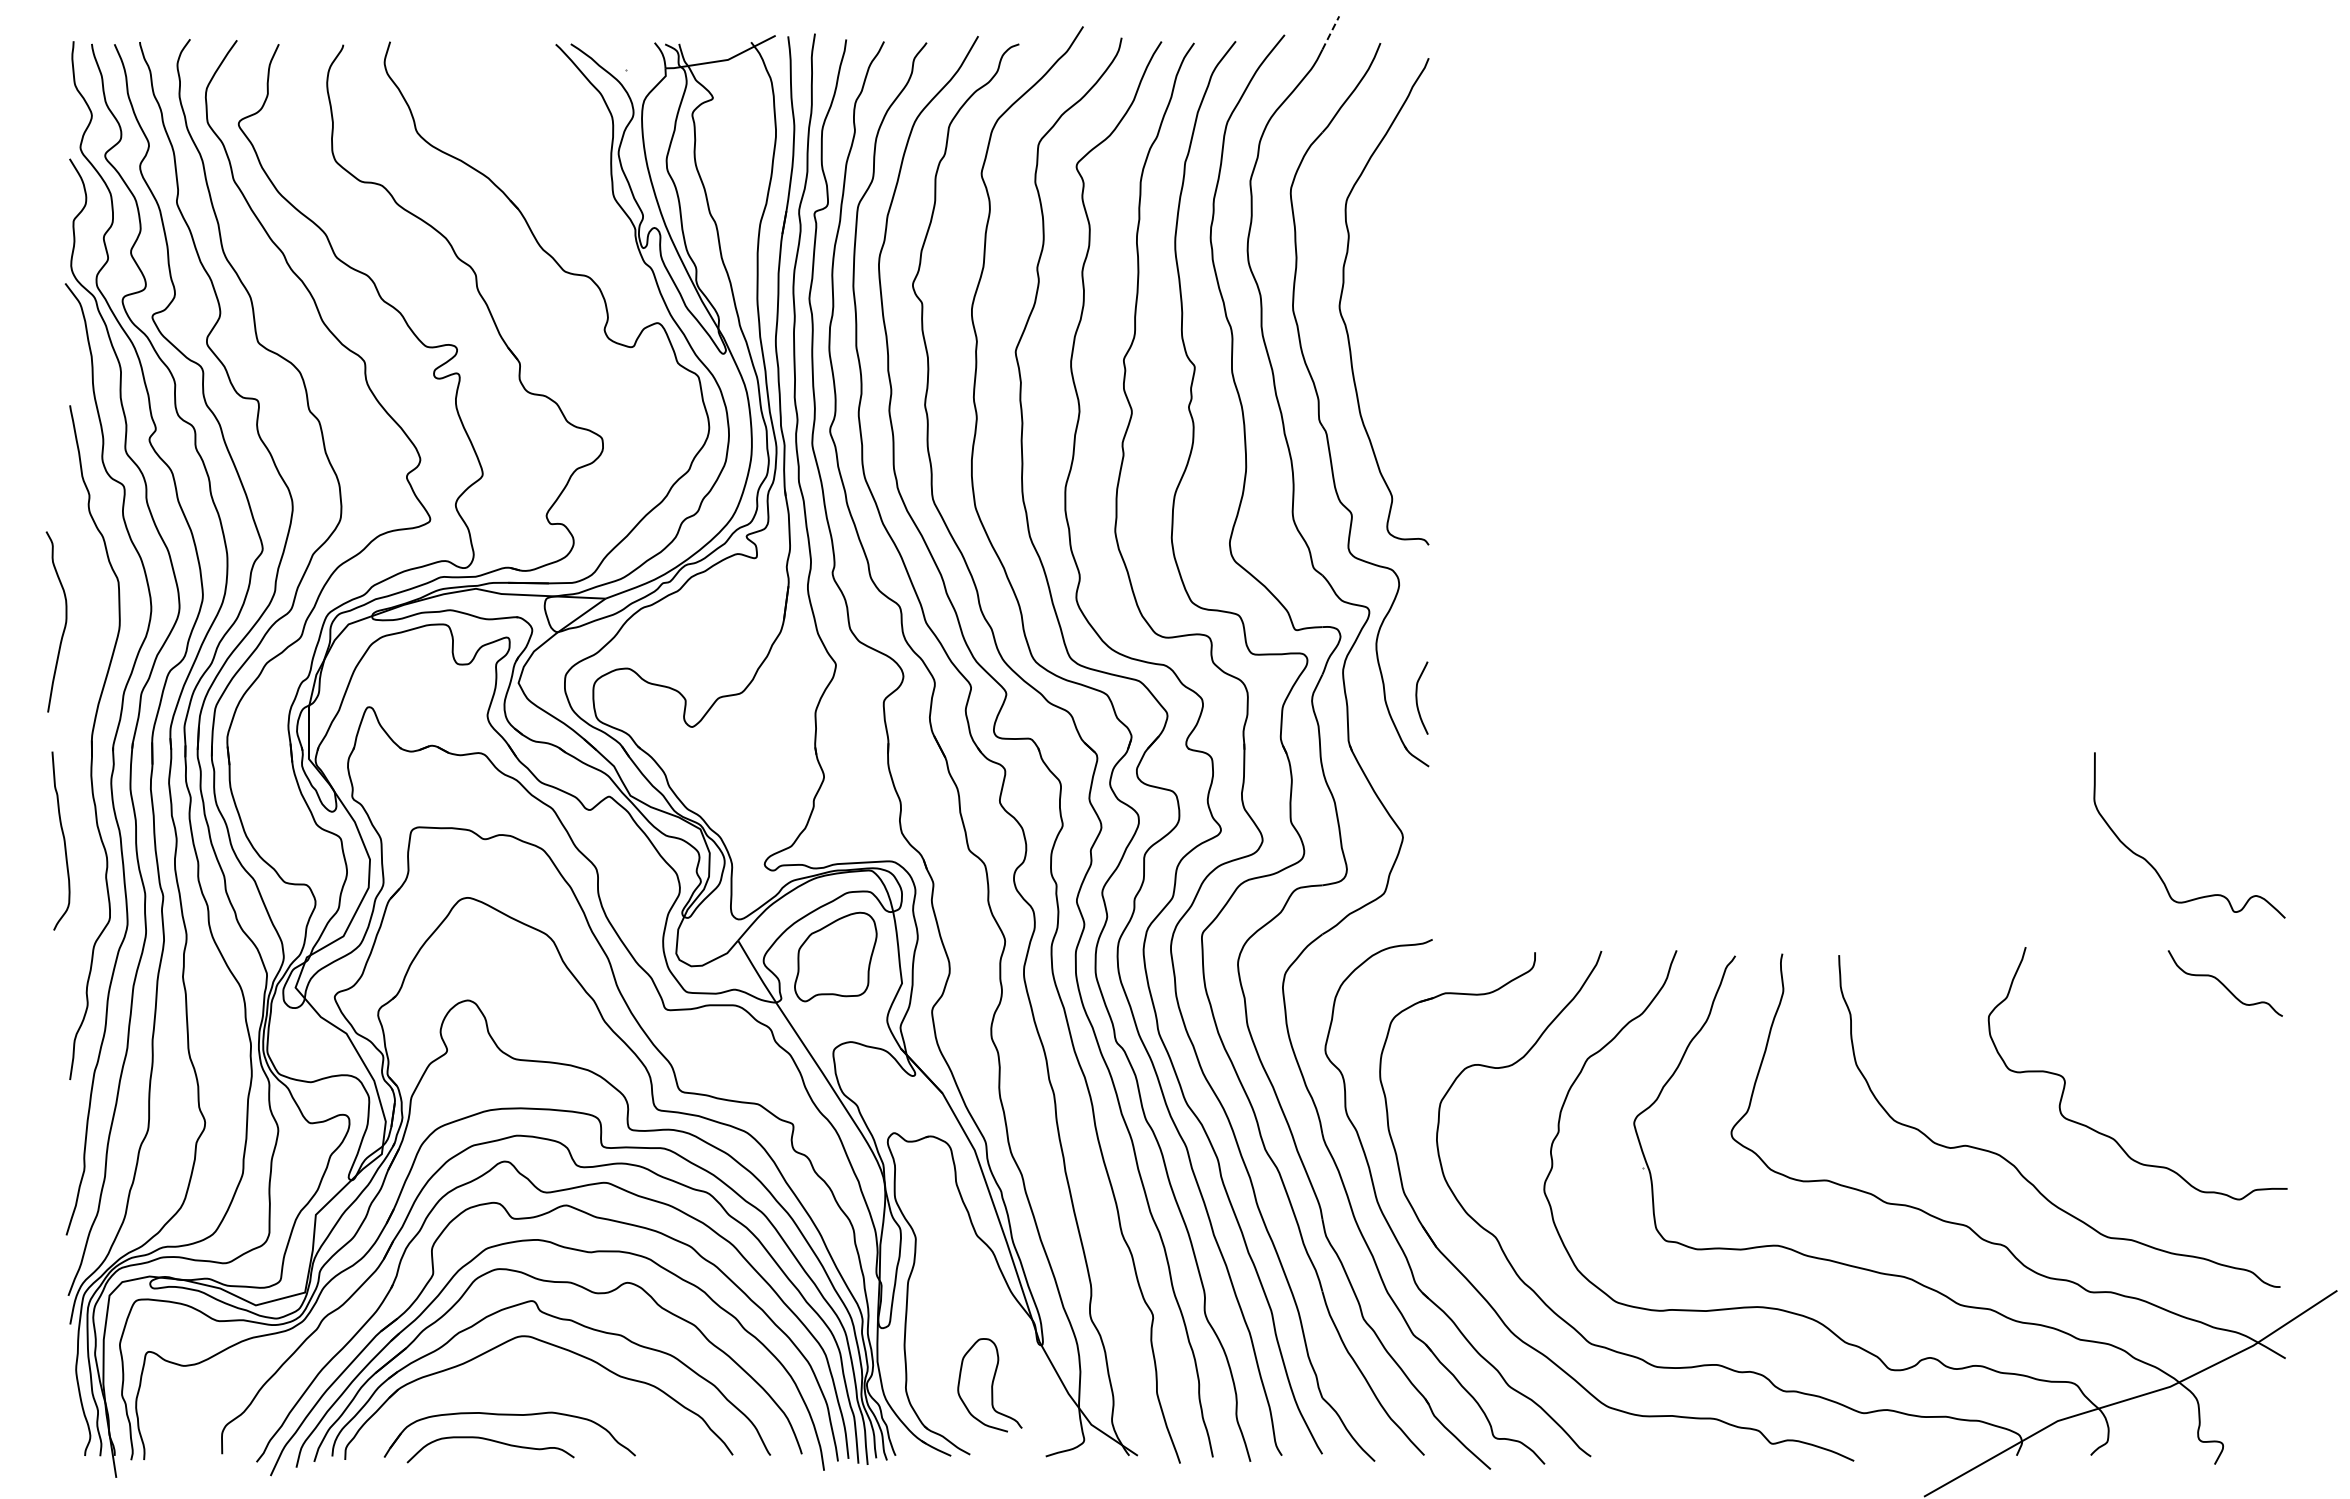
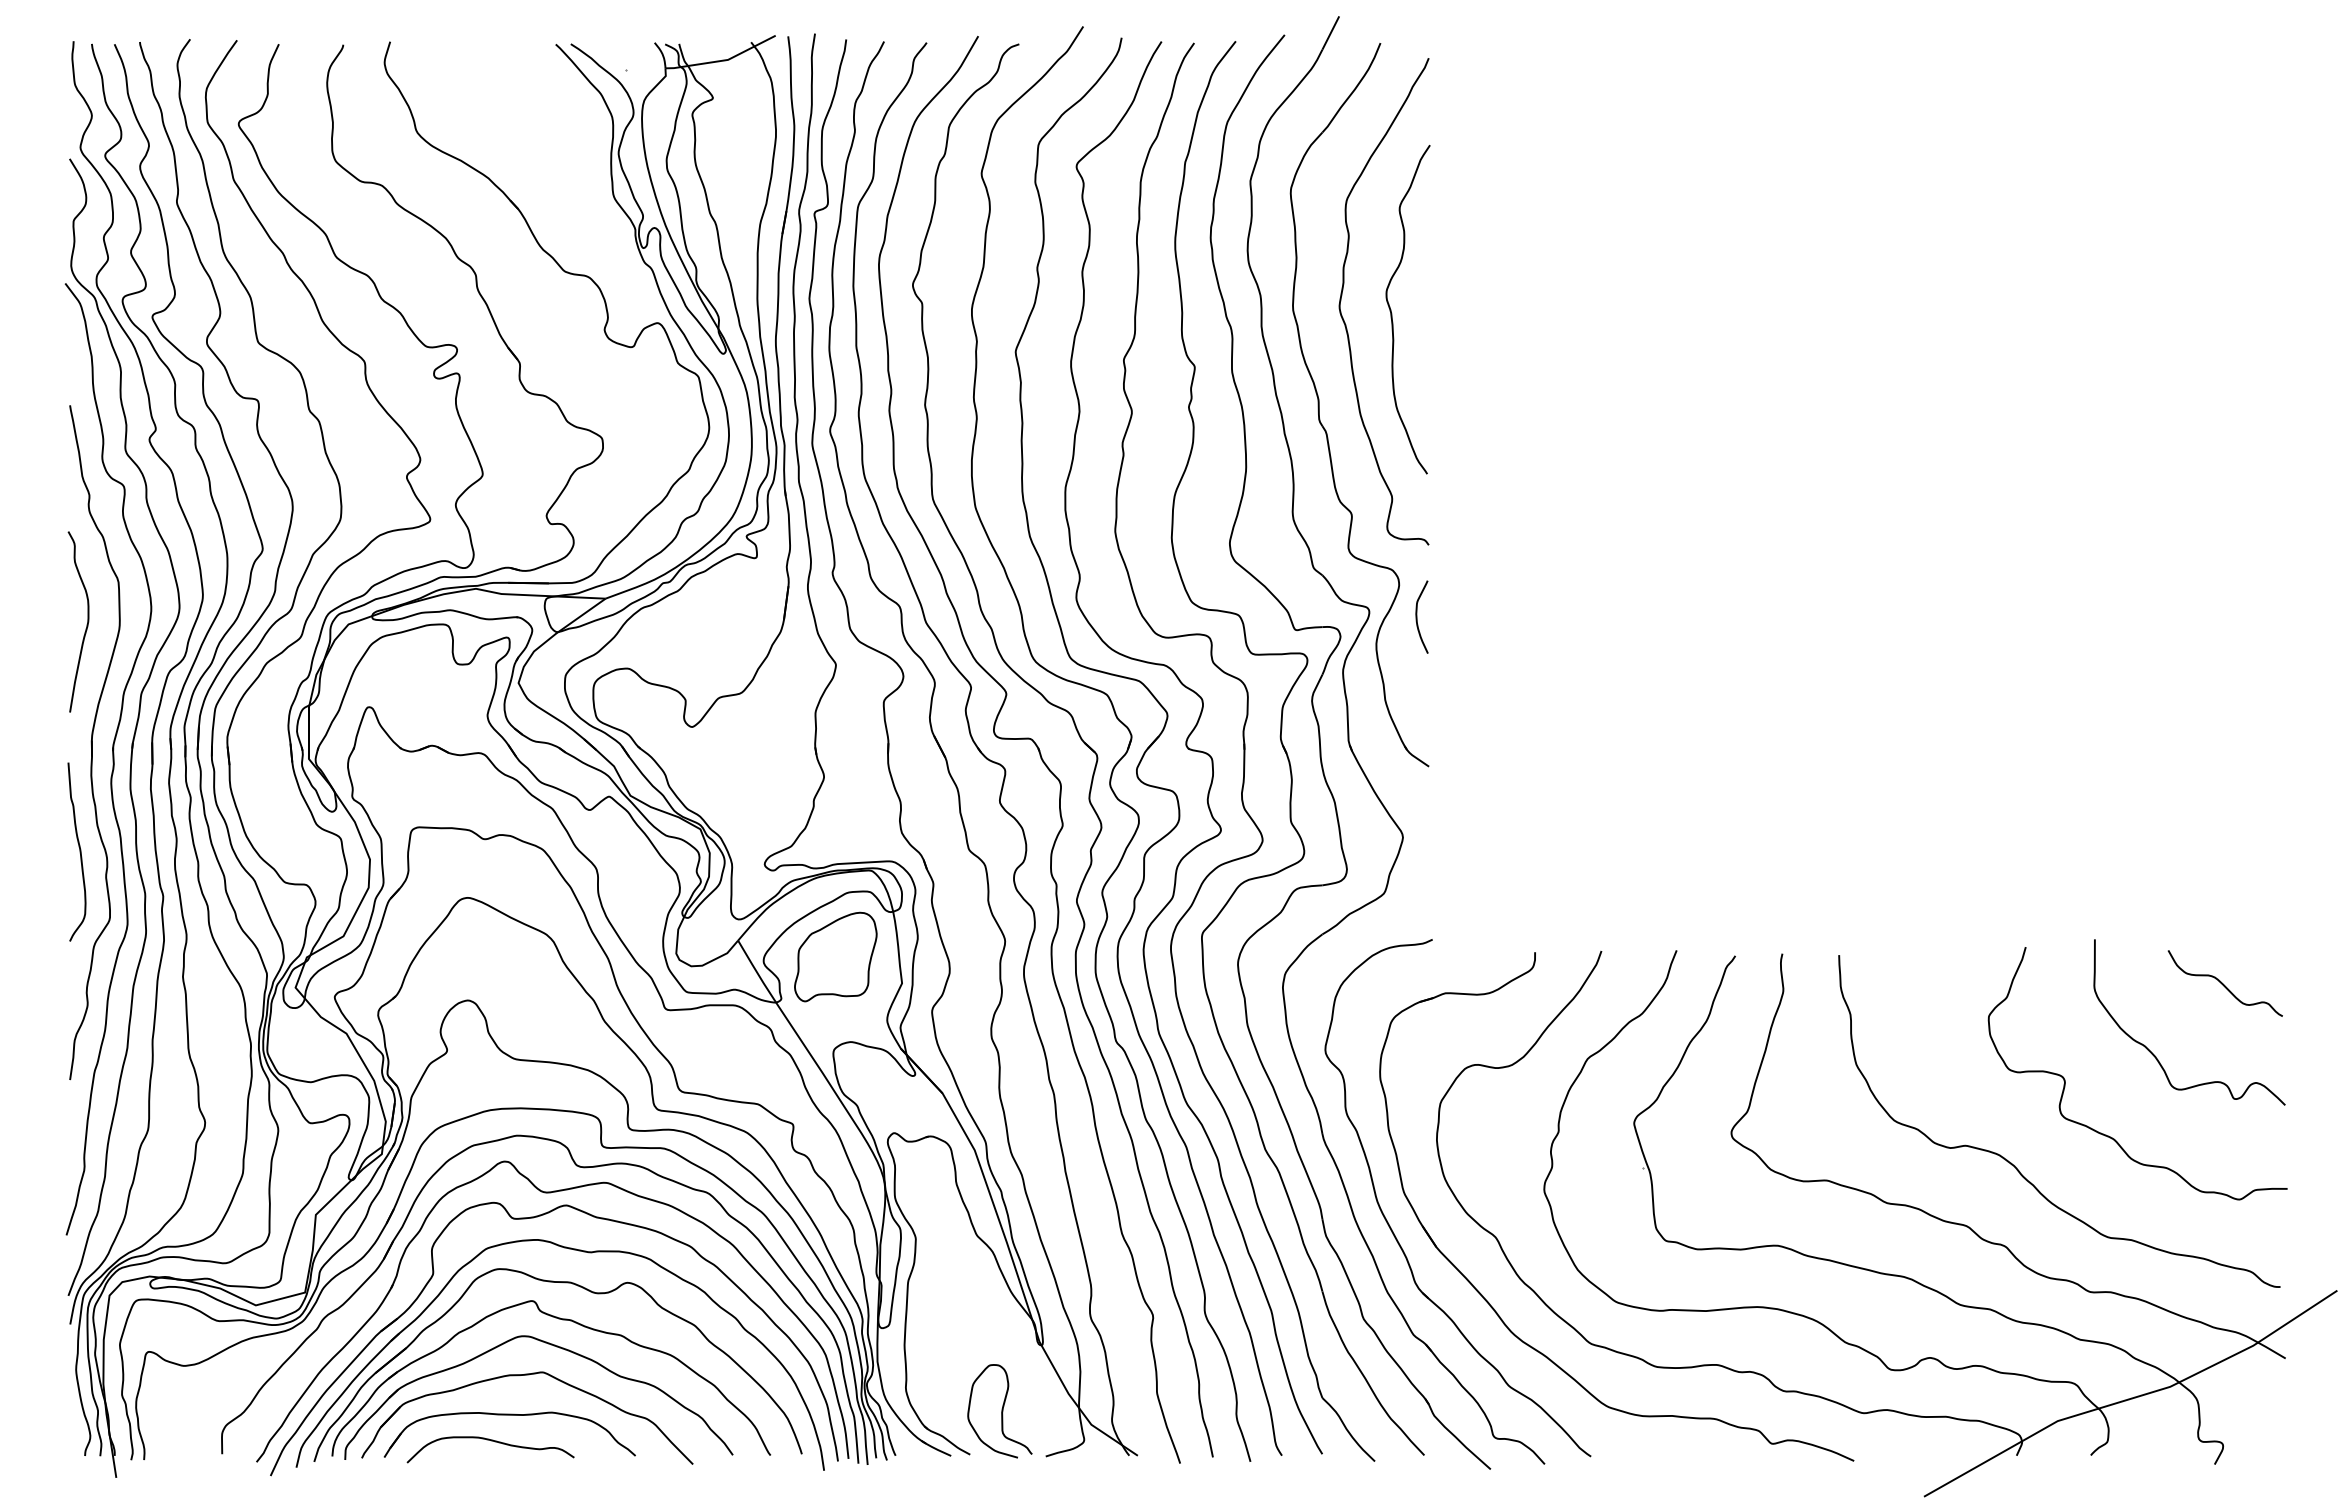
line: dashed -> solid (1330, 33)
curve: none -> present (1392, 313)
curve position: (64, 624) -> (86, 624) (86, 624)
curve position: (1417, 697) -> (1417, 616) (1417, 616)
curve position: (63, 840) -> (79, 851) (79, 851)
curve position: (2155, 868) -> (2155, 1055) (2155, 1055)
part: none -> present (527, 1375)
curve position: (991, 1385) -> (1001, 1411) (1001, 1411)
